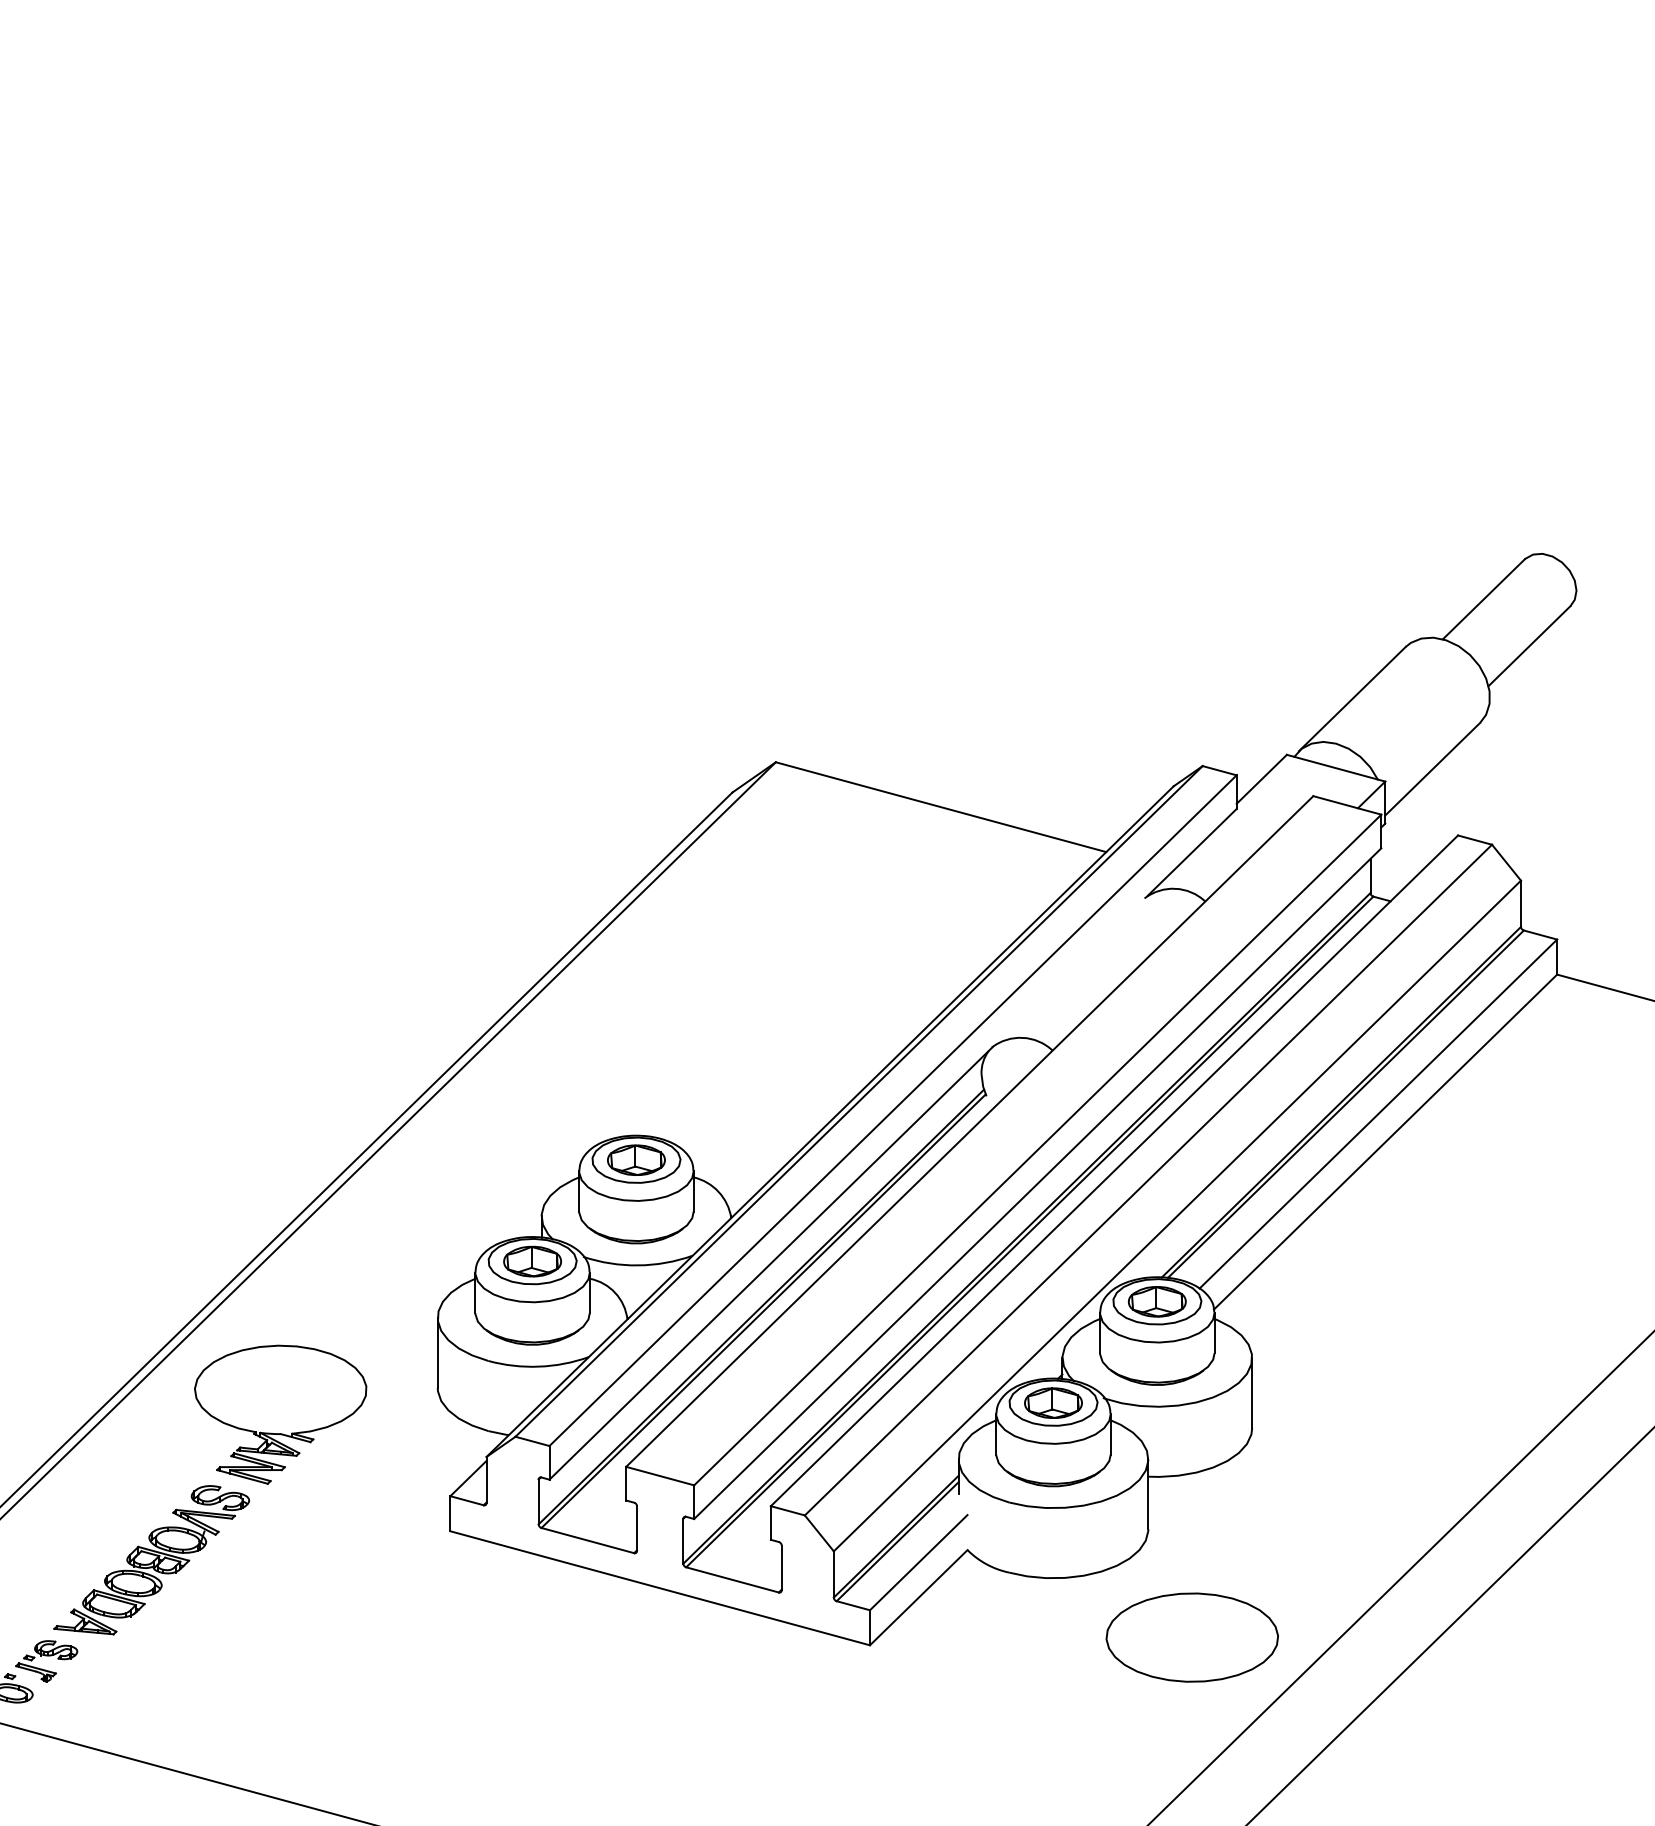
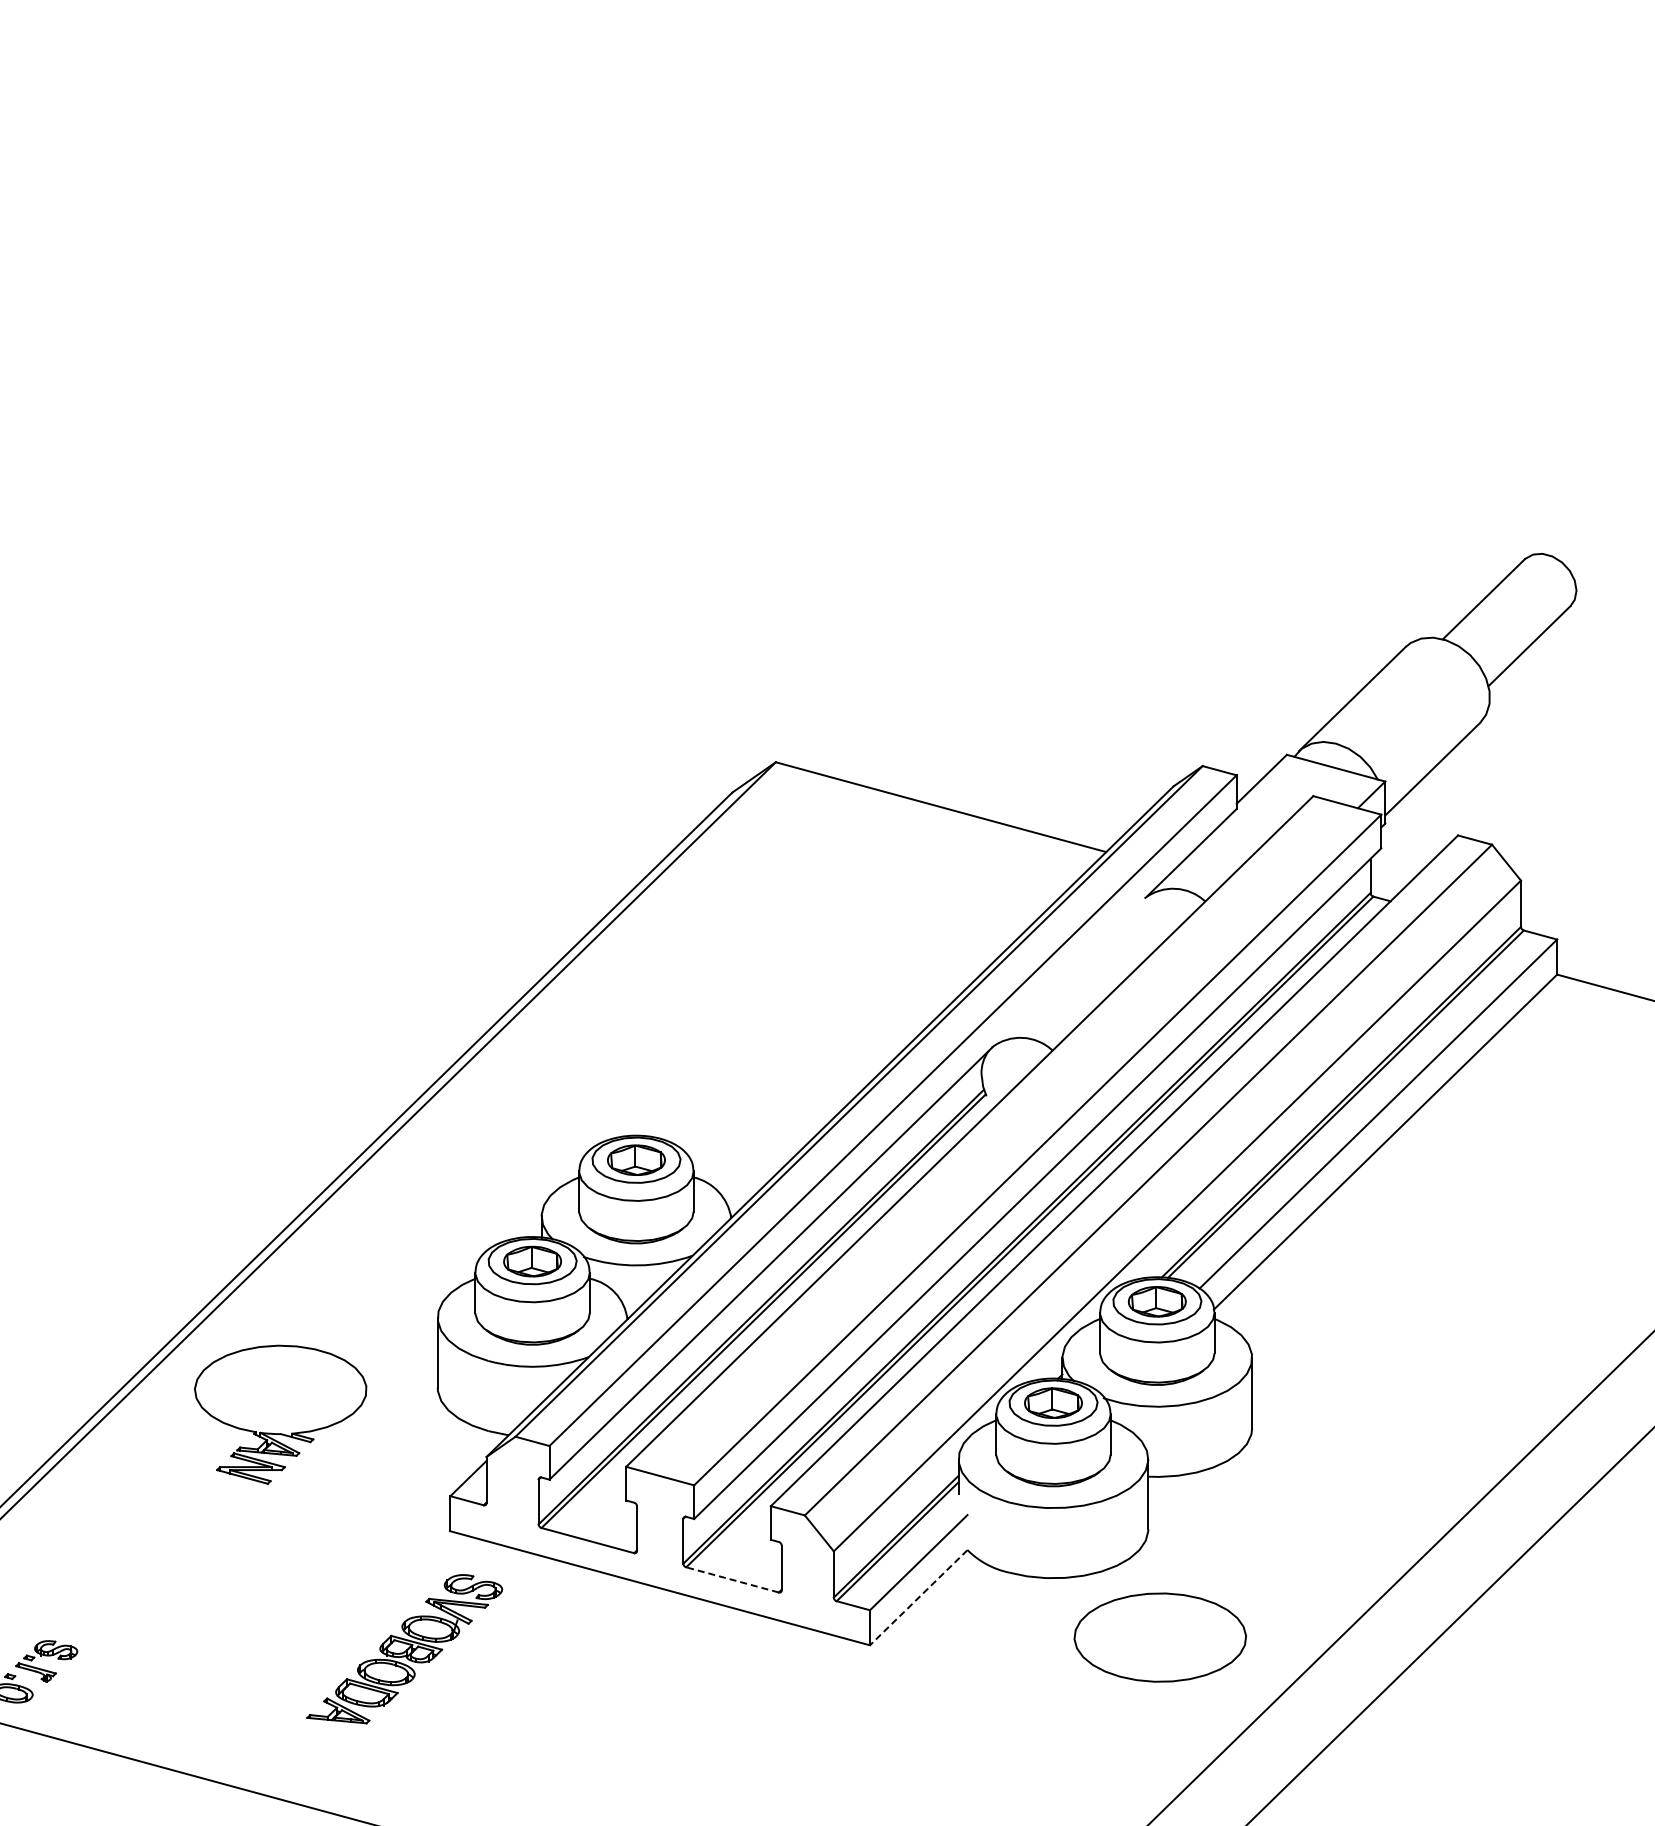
part position: (151, 1560) -> (404, 1649) (404, 1649)
line: solid -> dashed (732, 1579)
line: solid -> dashed (918, 1598)
part position: (1191, 1637) -> (1159, 1637) (1159, 1637)
